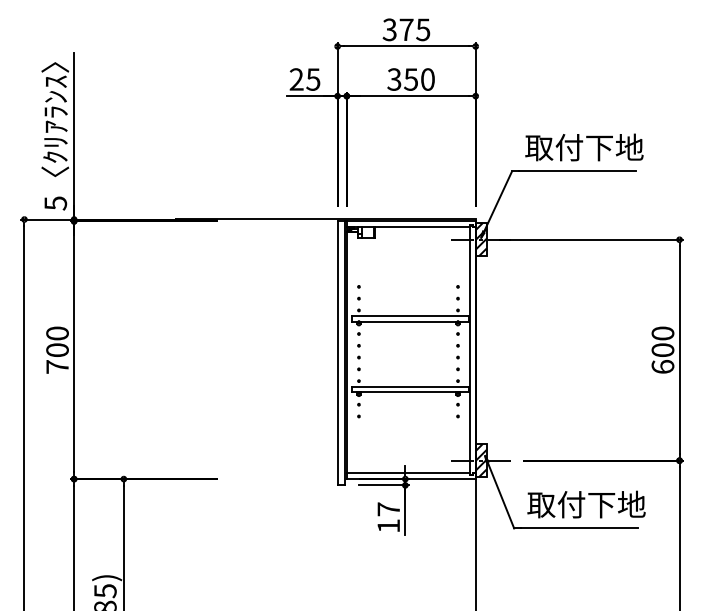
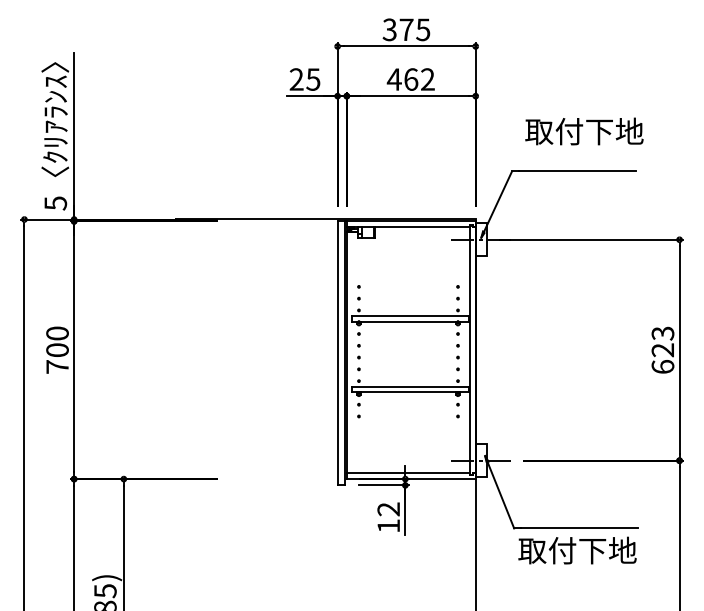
text: 350 -> 462 (410, 79)
text position: (584, 147) -> (584, 131) (584, 131)
hatch: present -> none (480, 239)
text: 600 -> 623 (662, 341)
hatch: present -> none (480, 460)
text position: (586, 504) -> (577, 550) (577, 550)
text: 17 -> 12 (388, 509)
